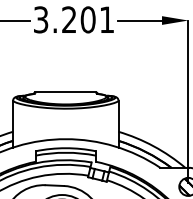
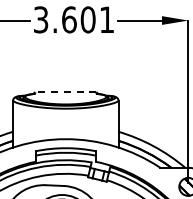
text: 3.201 -> 3.601 (69, 19)
line: solid -> dashed (65, 92)
